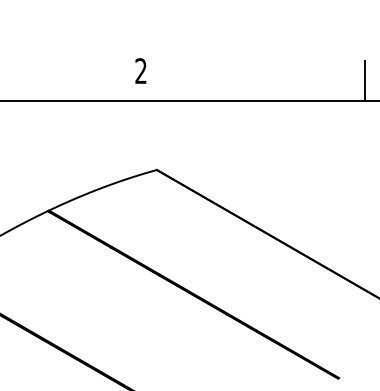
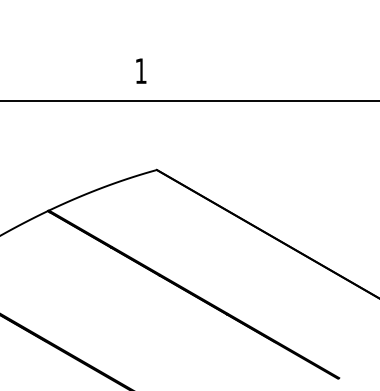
text: 2 -> 1 (140, 70)
line: present -> none (365, 80)
